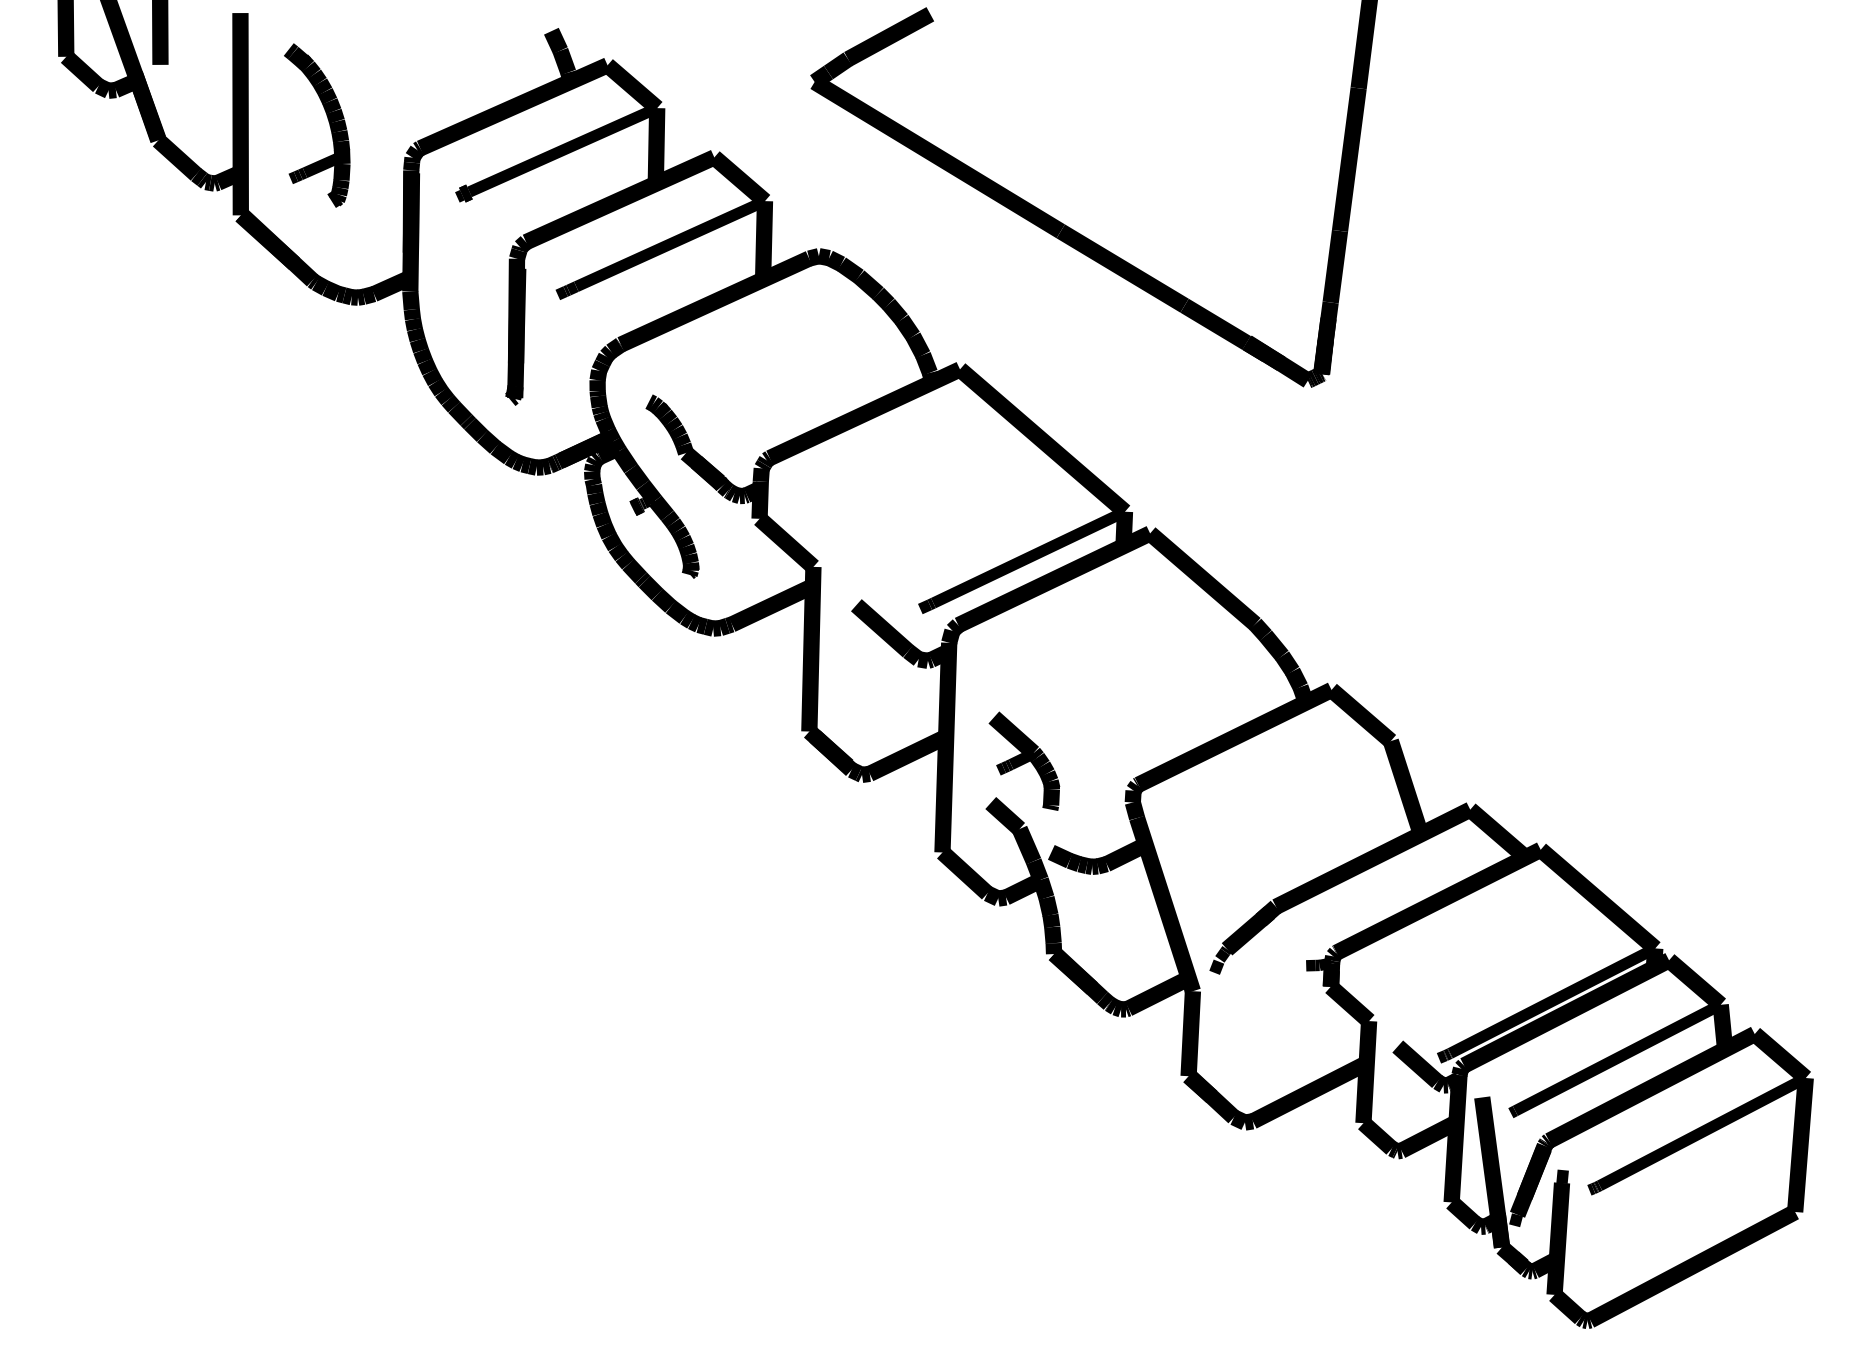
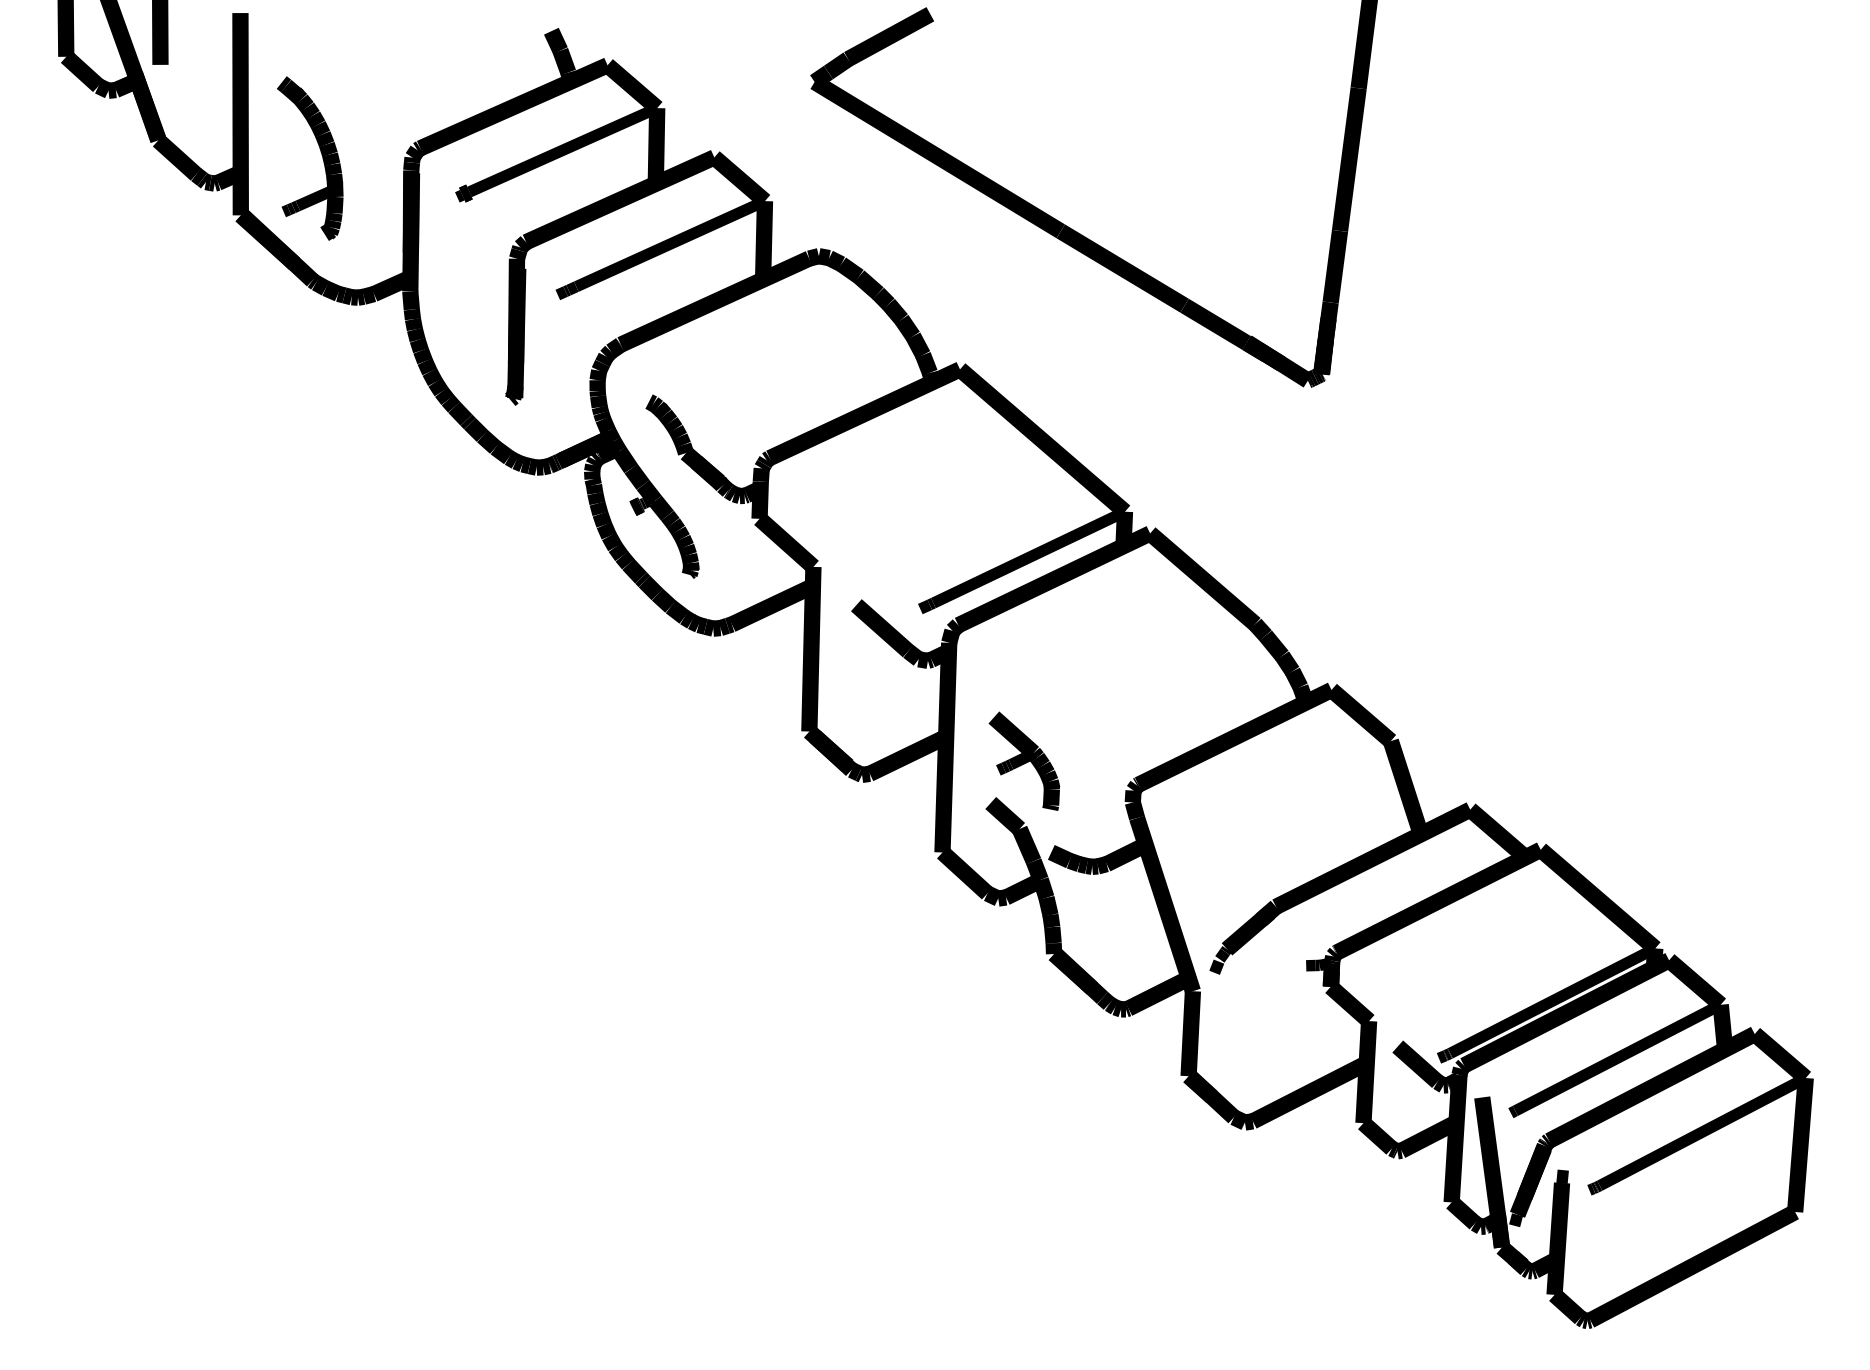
part position: (328, 122) -> (321, 155) (321, 155)
